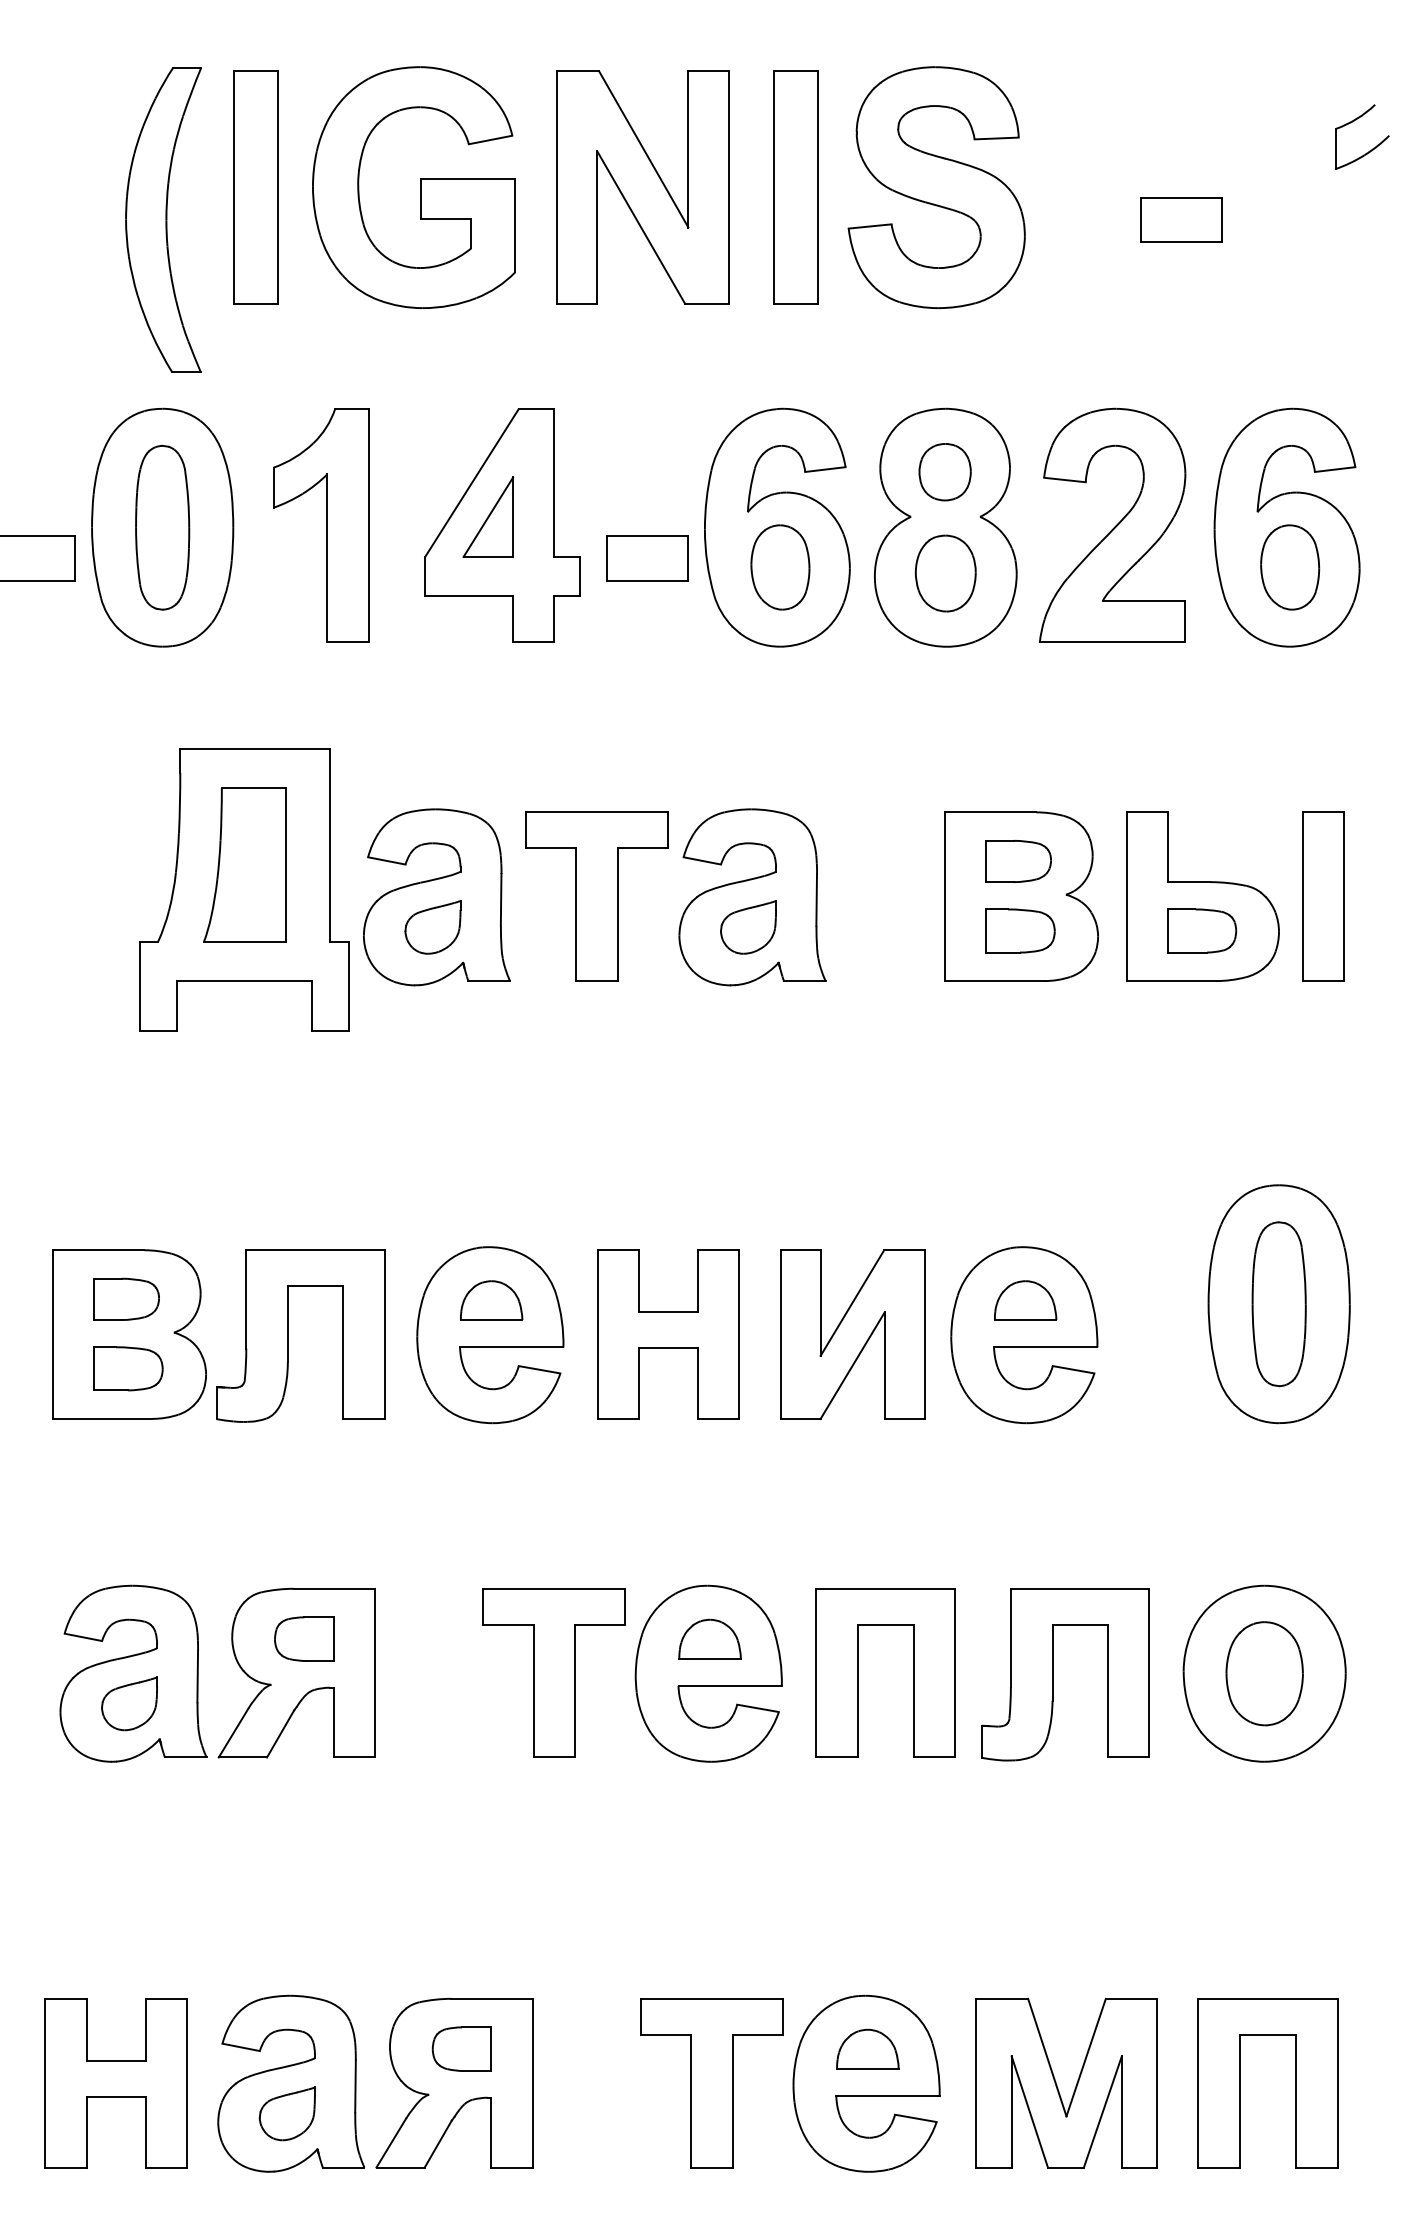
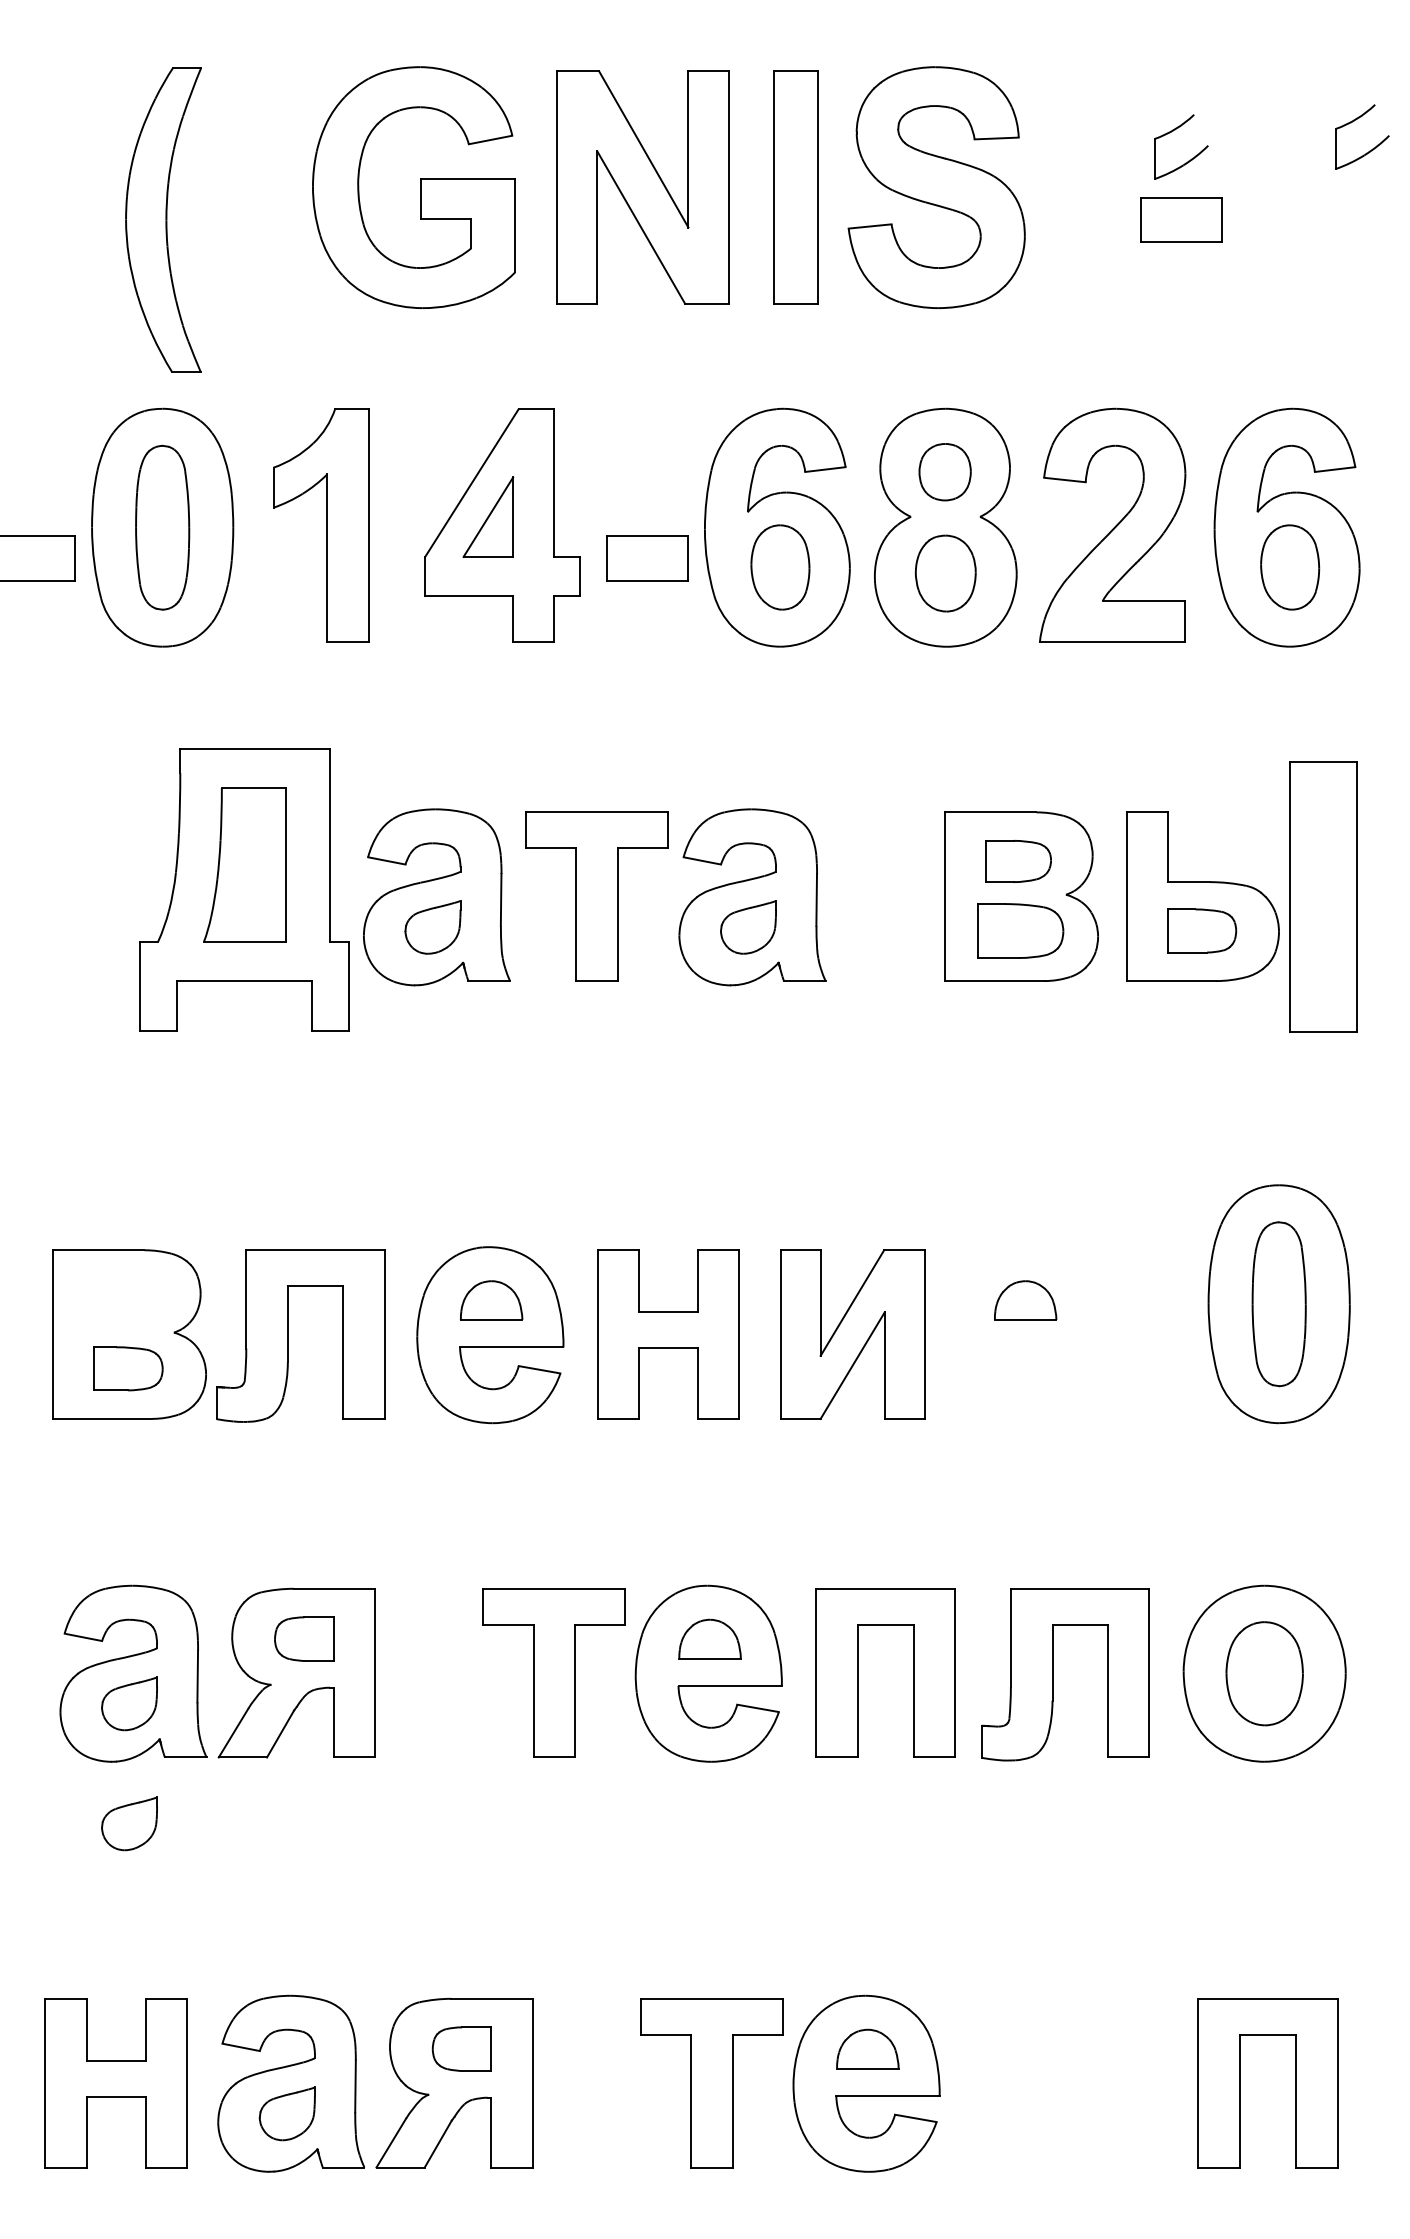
part: none -> present (1191, 158)
part: present -> none (255, 187)
part size: 43x171 px -> 69x272 px (1323, 896)
part size: 71x46 px -> 88x56 px (1020, 930)
part: present -> none (126, 1298)
part: present -> none (1024, 1335)
part: none -> present (129, 1823)
part: present -> none (1057, 2085)
